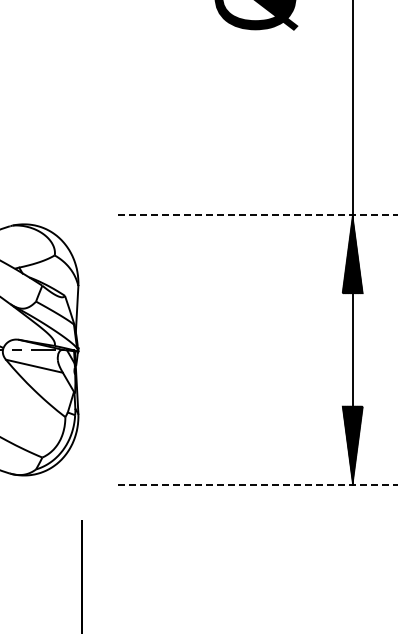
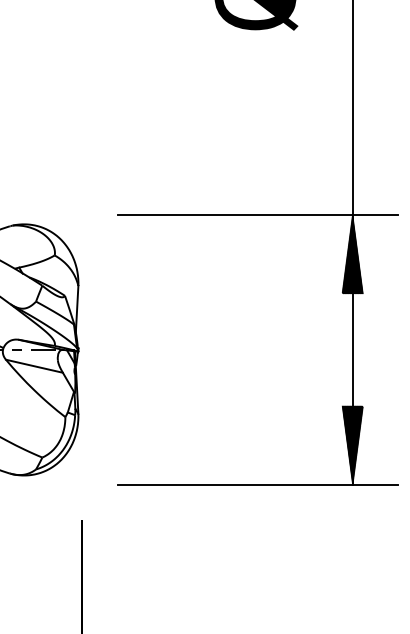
line: dashed -> solid (257, 214)
line: dashed -> solid (257, 485)
